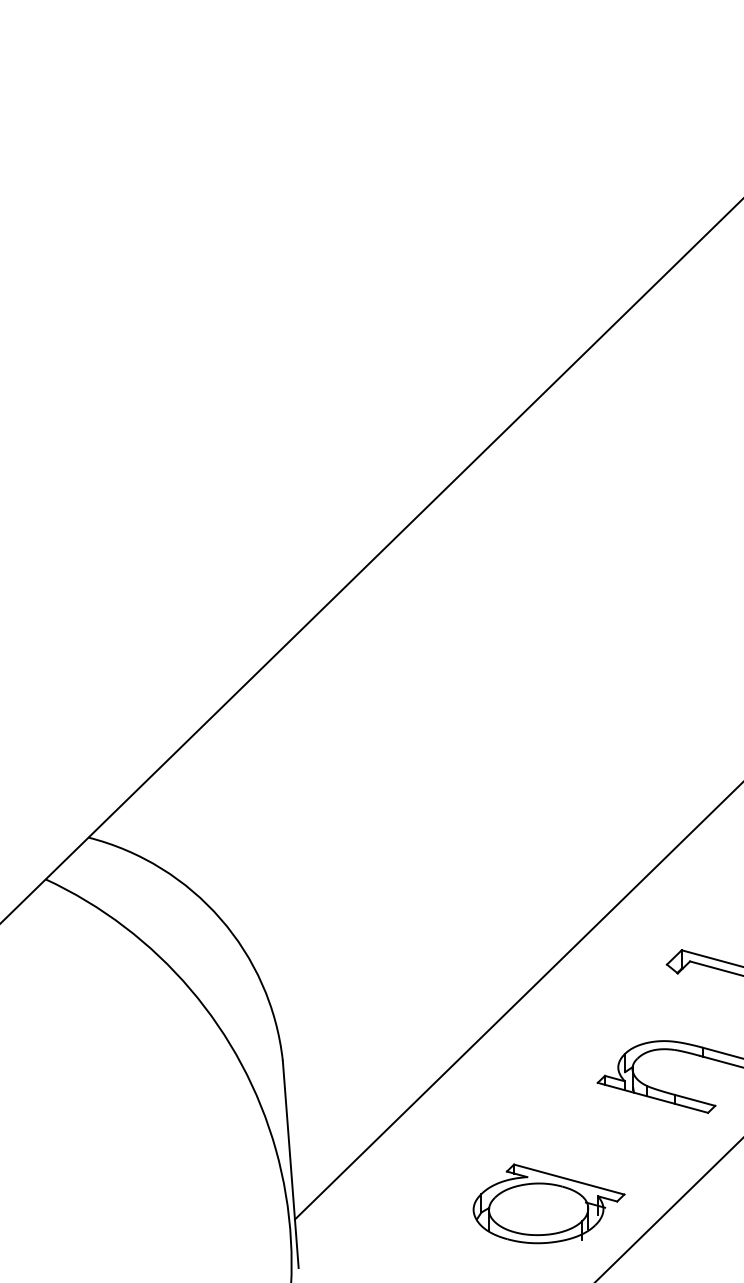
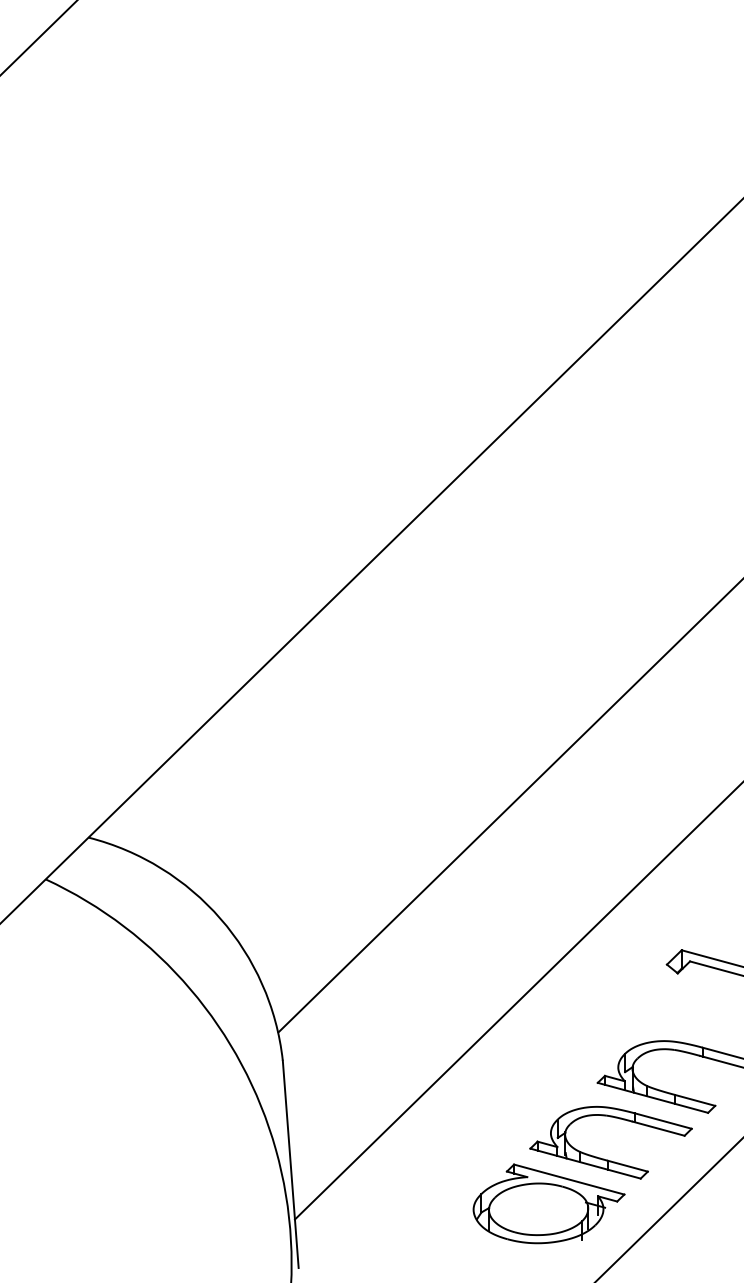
line: none -> present (38, 37)
line: none -> present (509, 806)
part: none -> present (604, 1158)
